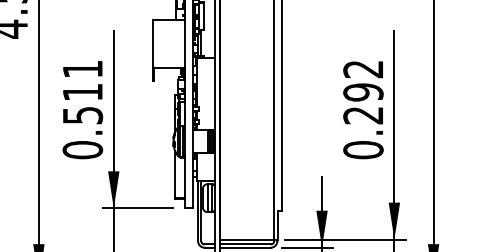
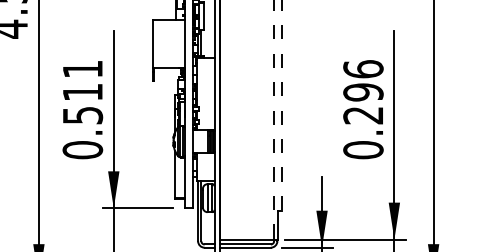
text: 0.292 -> 0.296 (363, 69)
line: solid -> dashed (282, 106)
line: solid -> dashed (273, 120)
